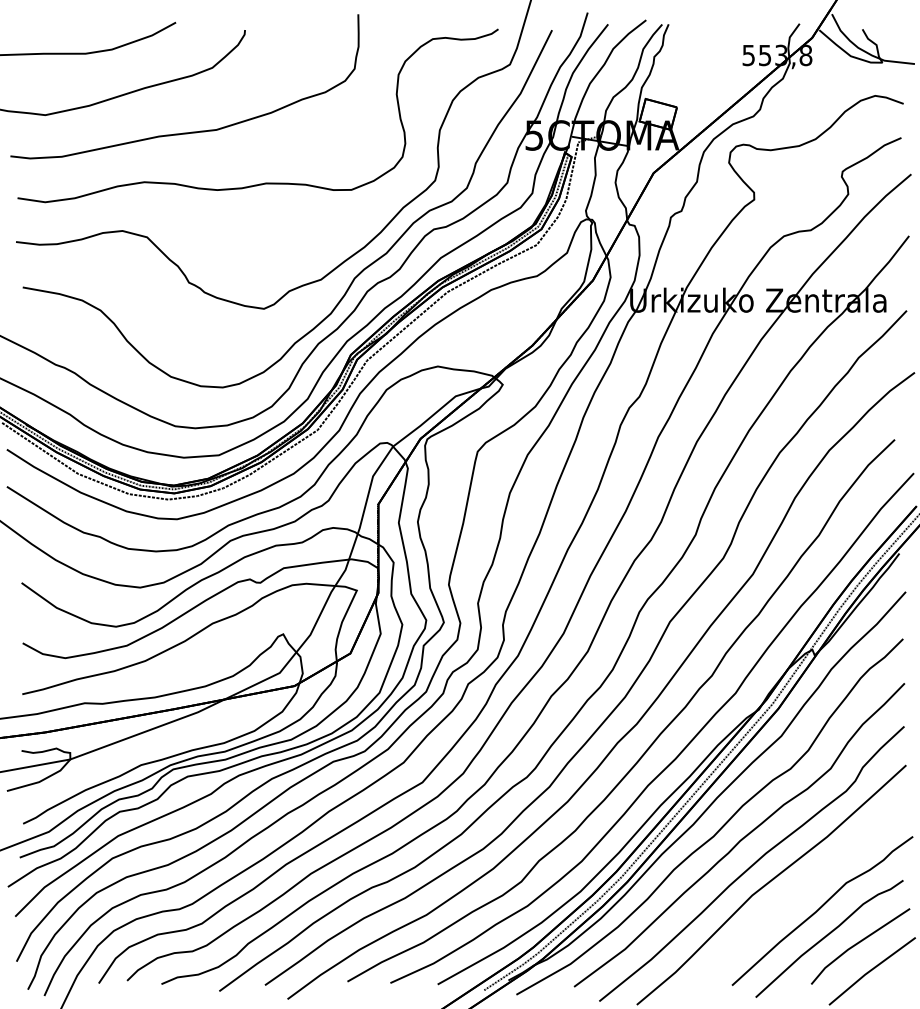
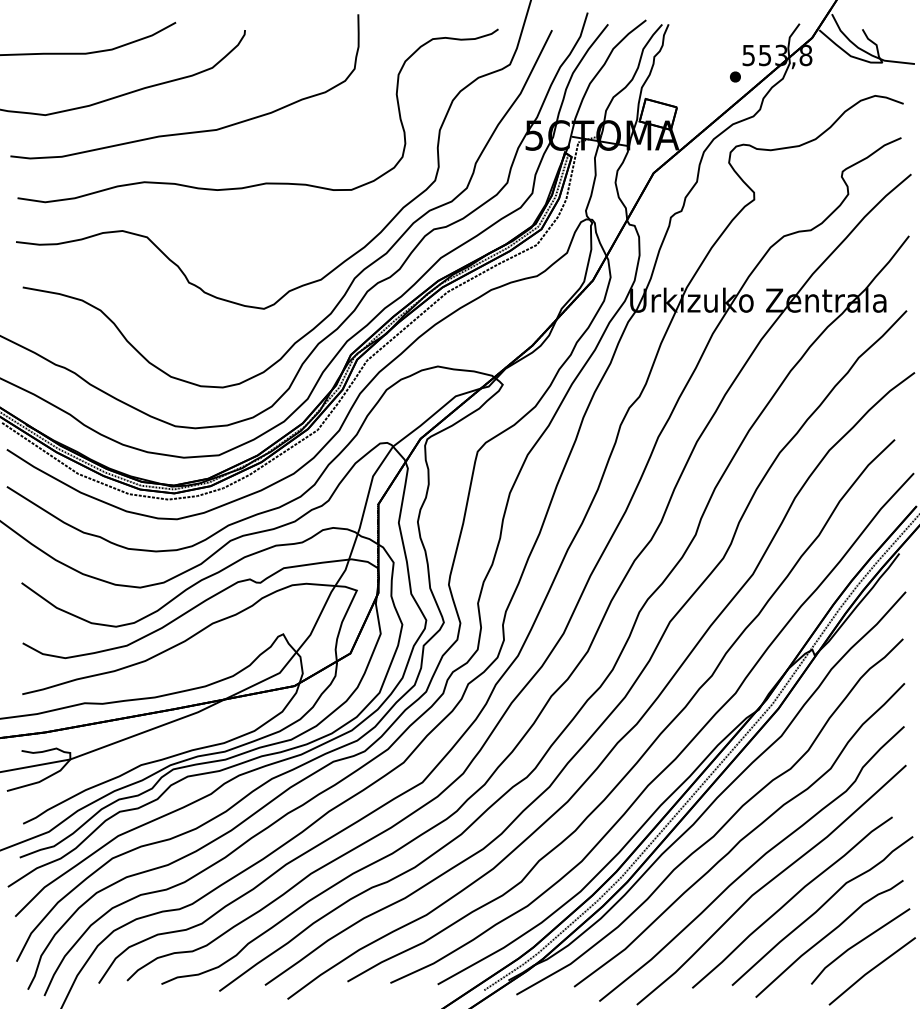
part: none -> present (735, 76)
curve: none -> present (791, 900)
